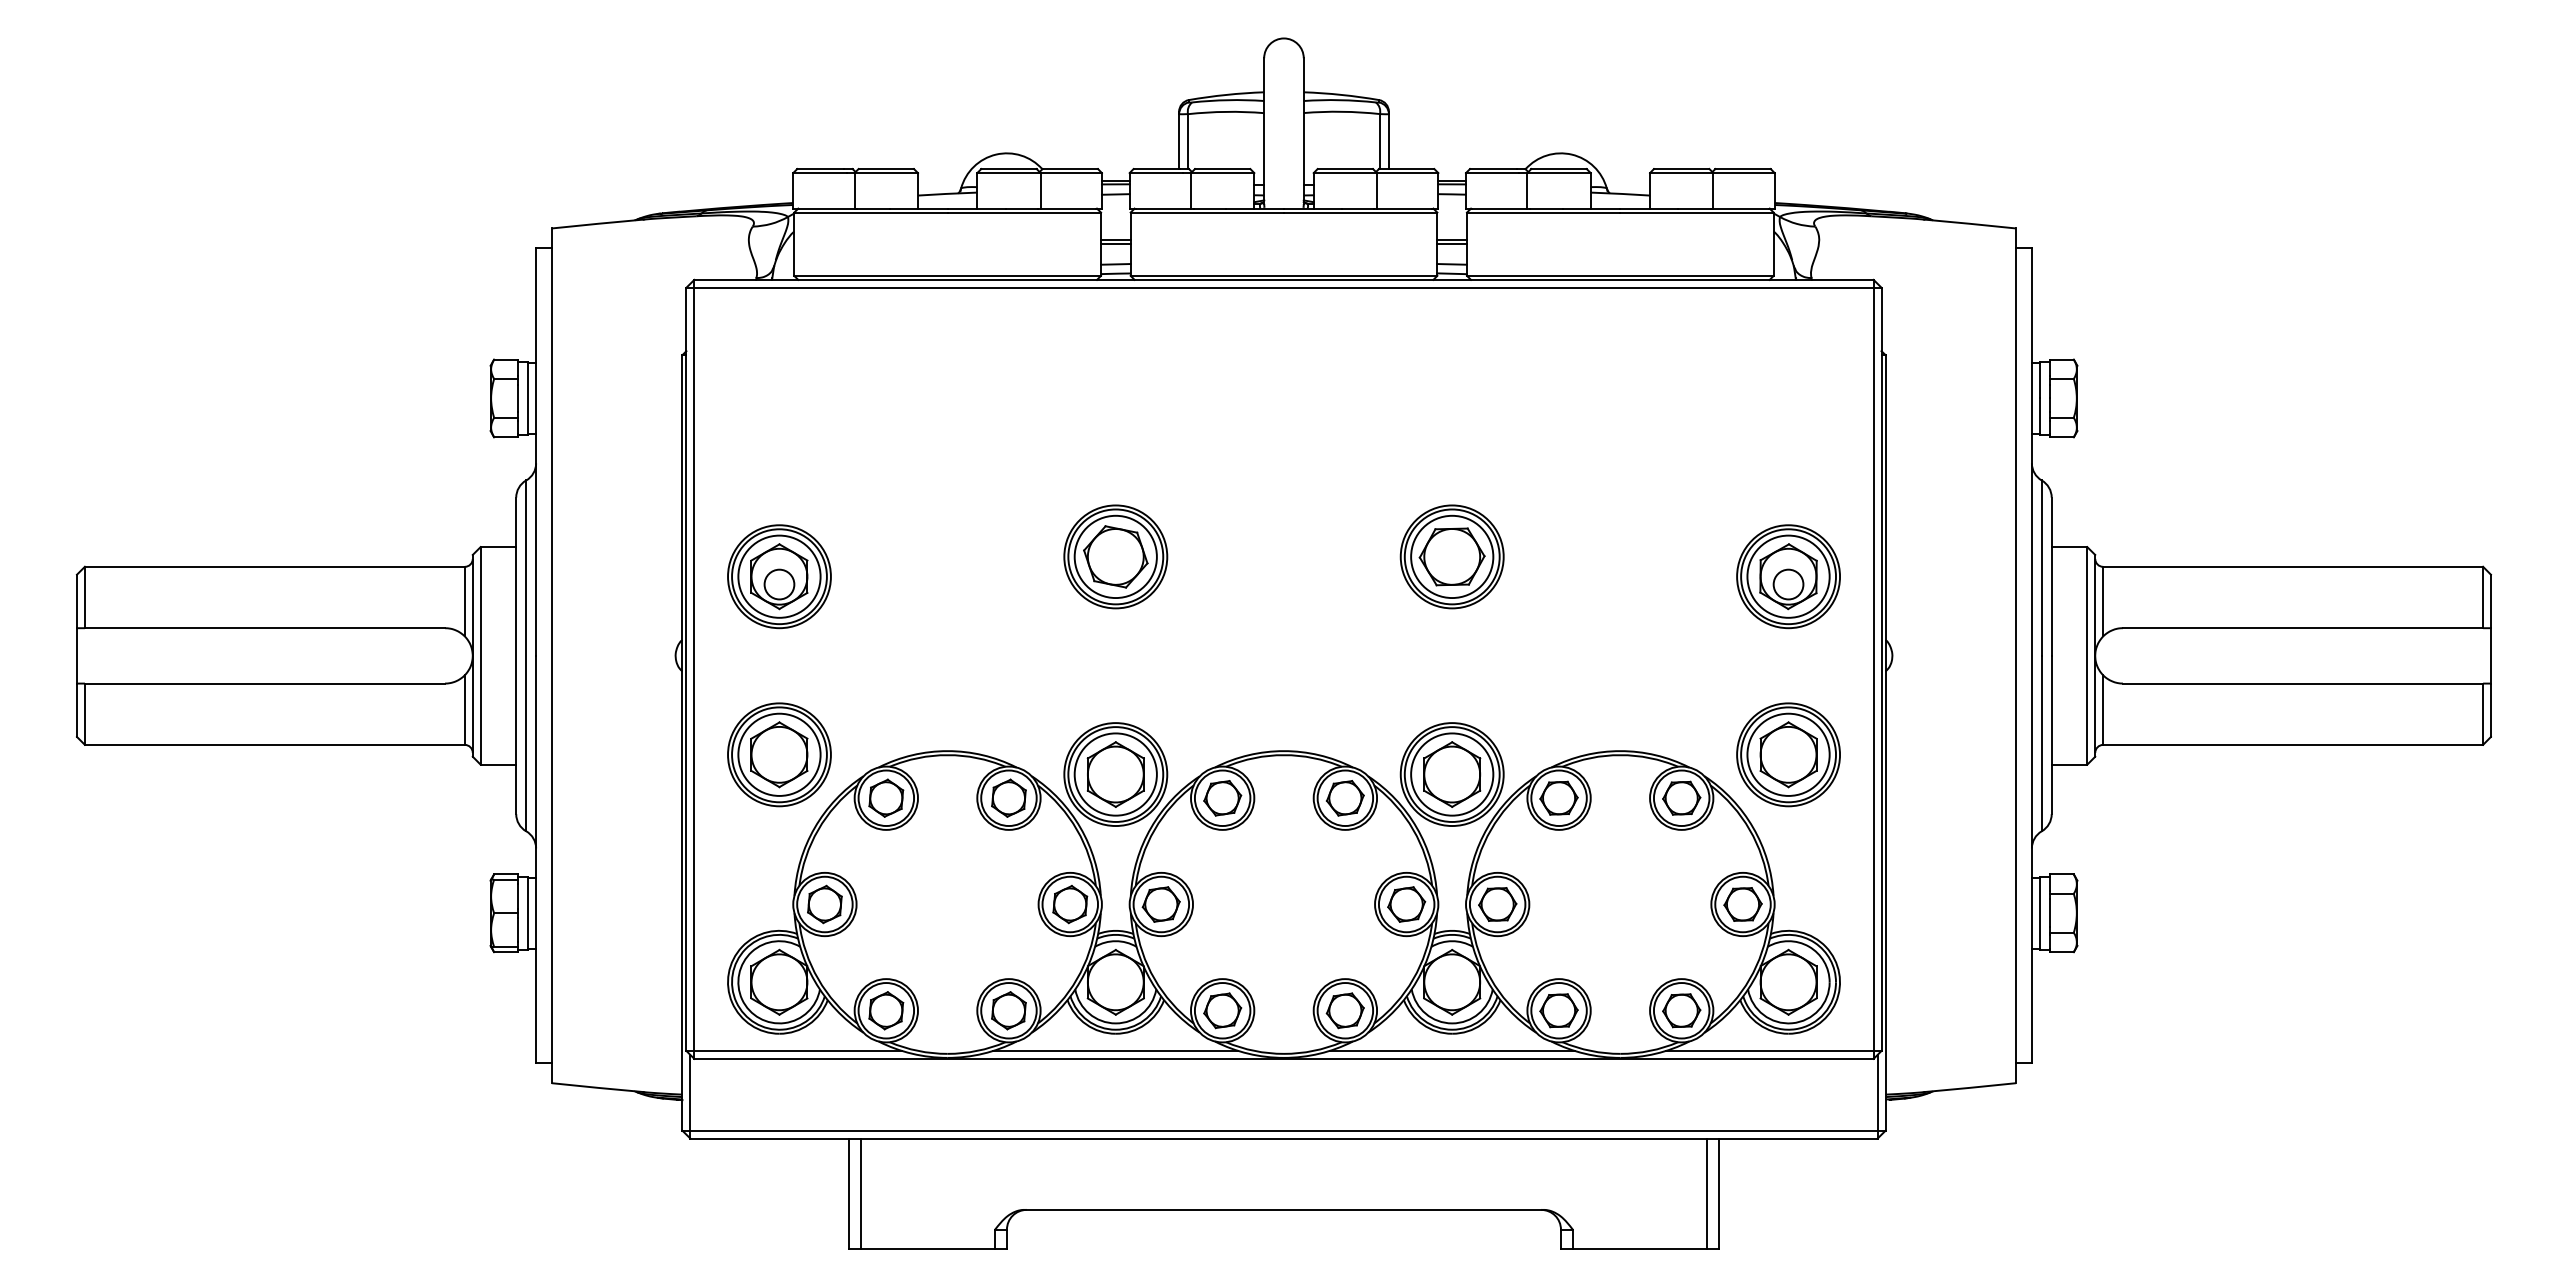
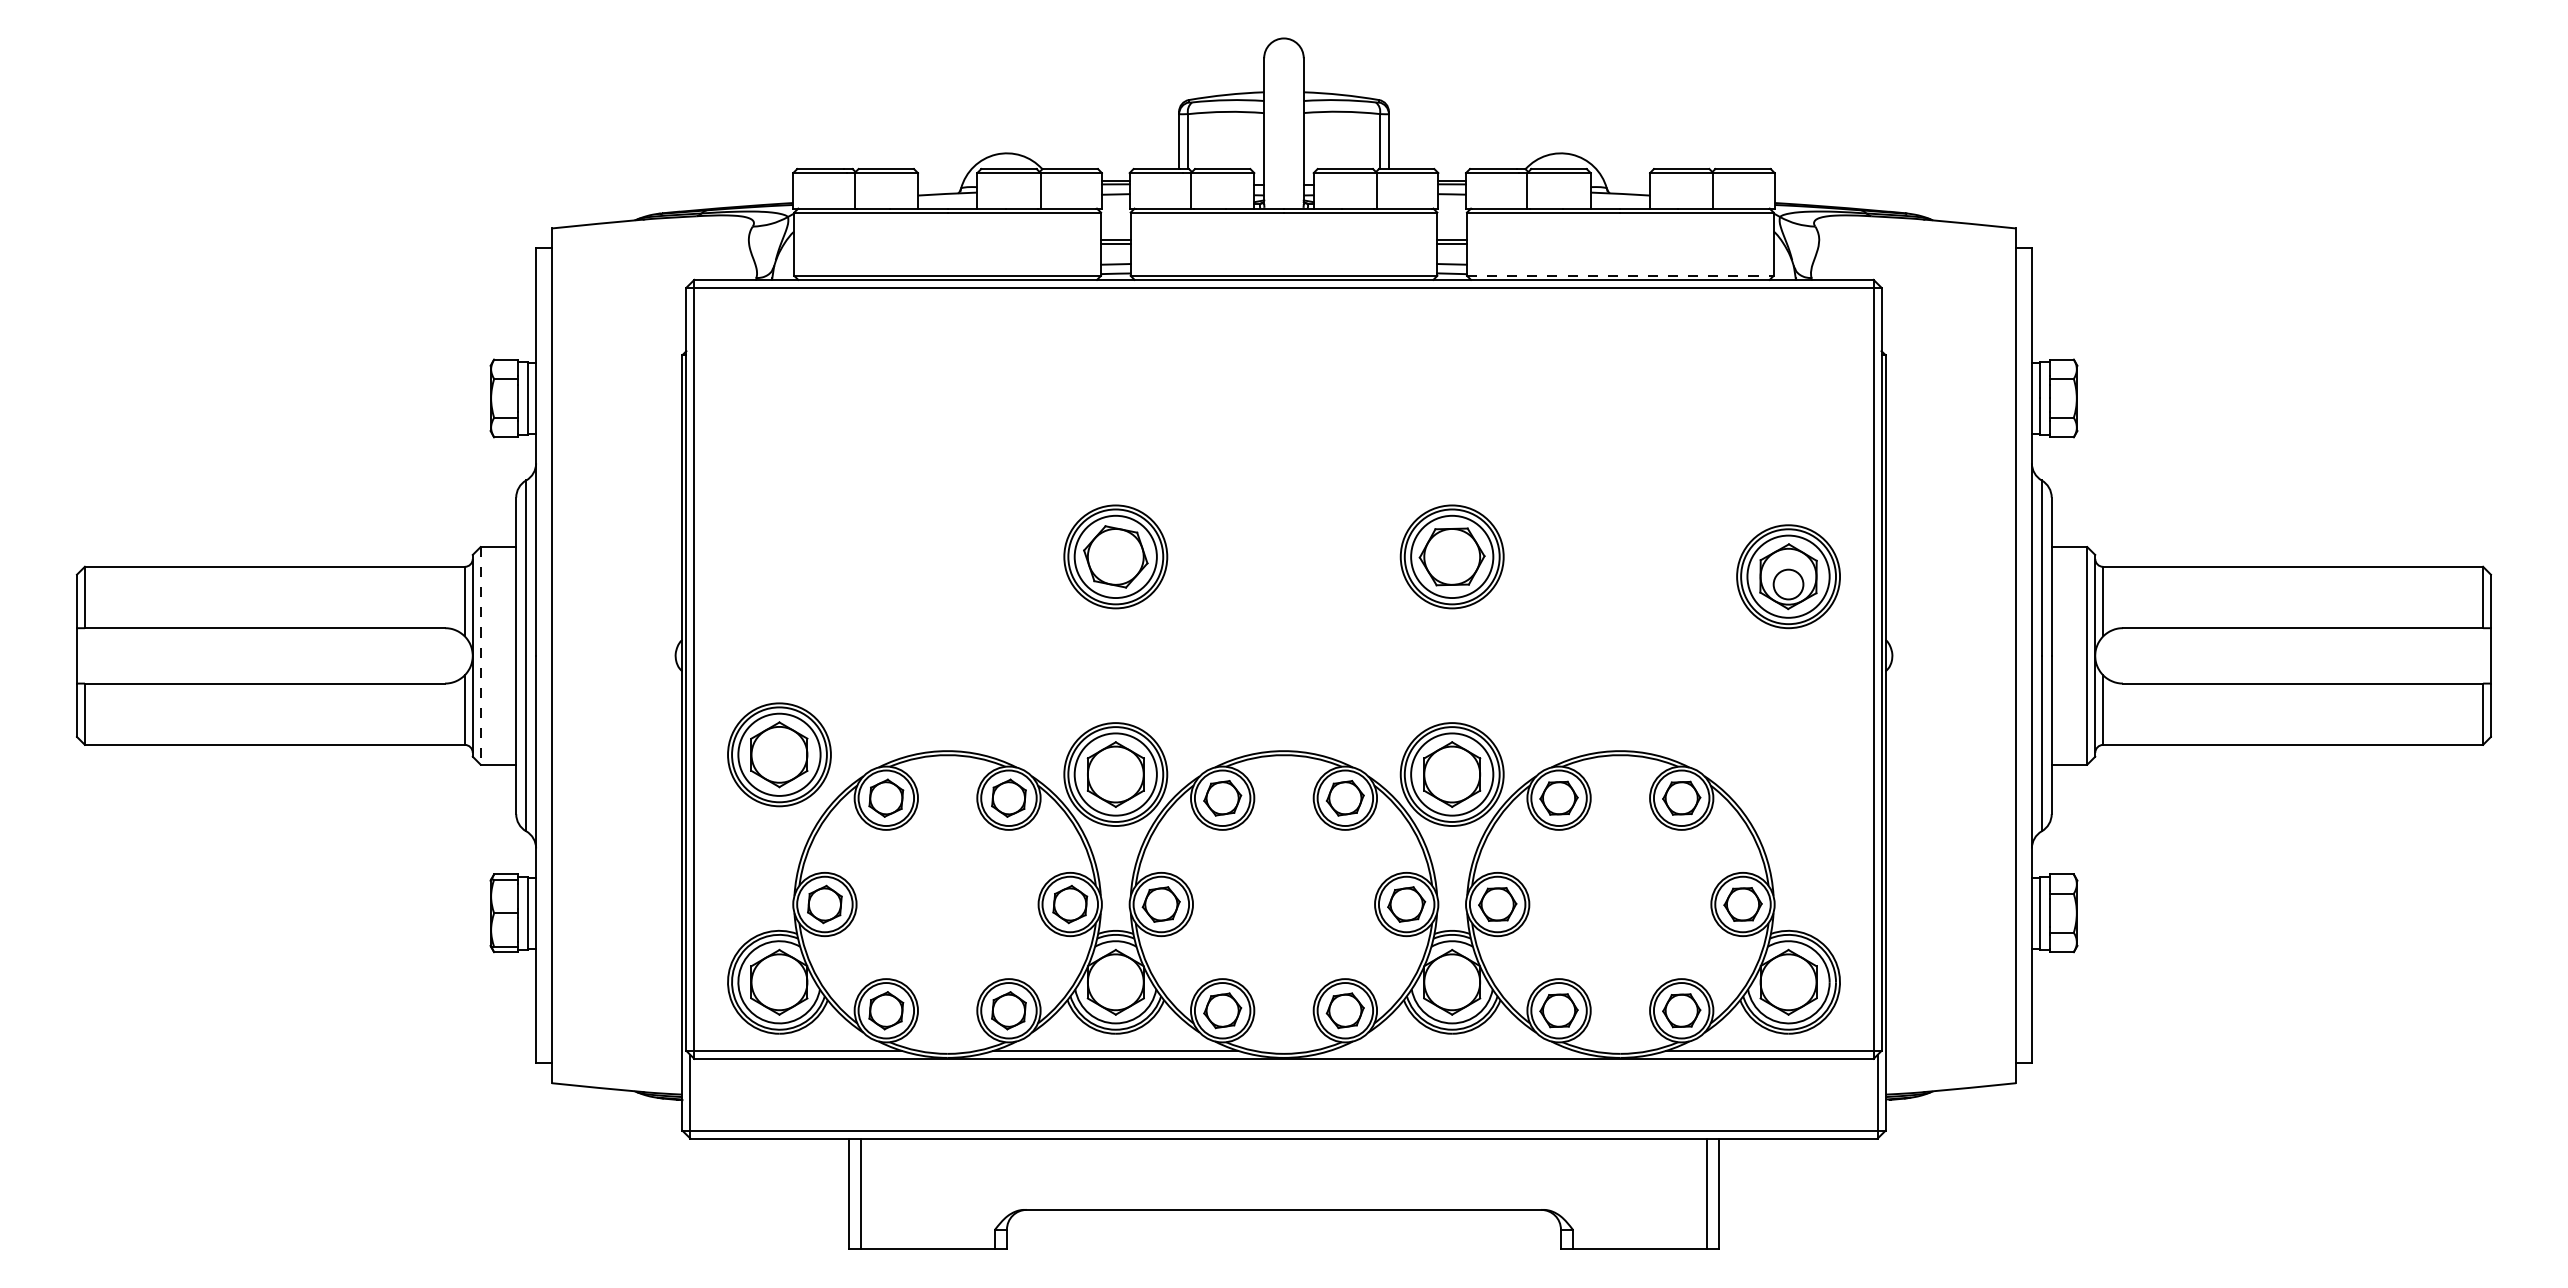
line: solid -> dashed (1620, 275)
part: present -> none (779, 576)
line: solid -> dashed (480, 655)
part: present -> none (1788, 754)
line: present -> none (1451, 1050)
